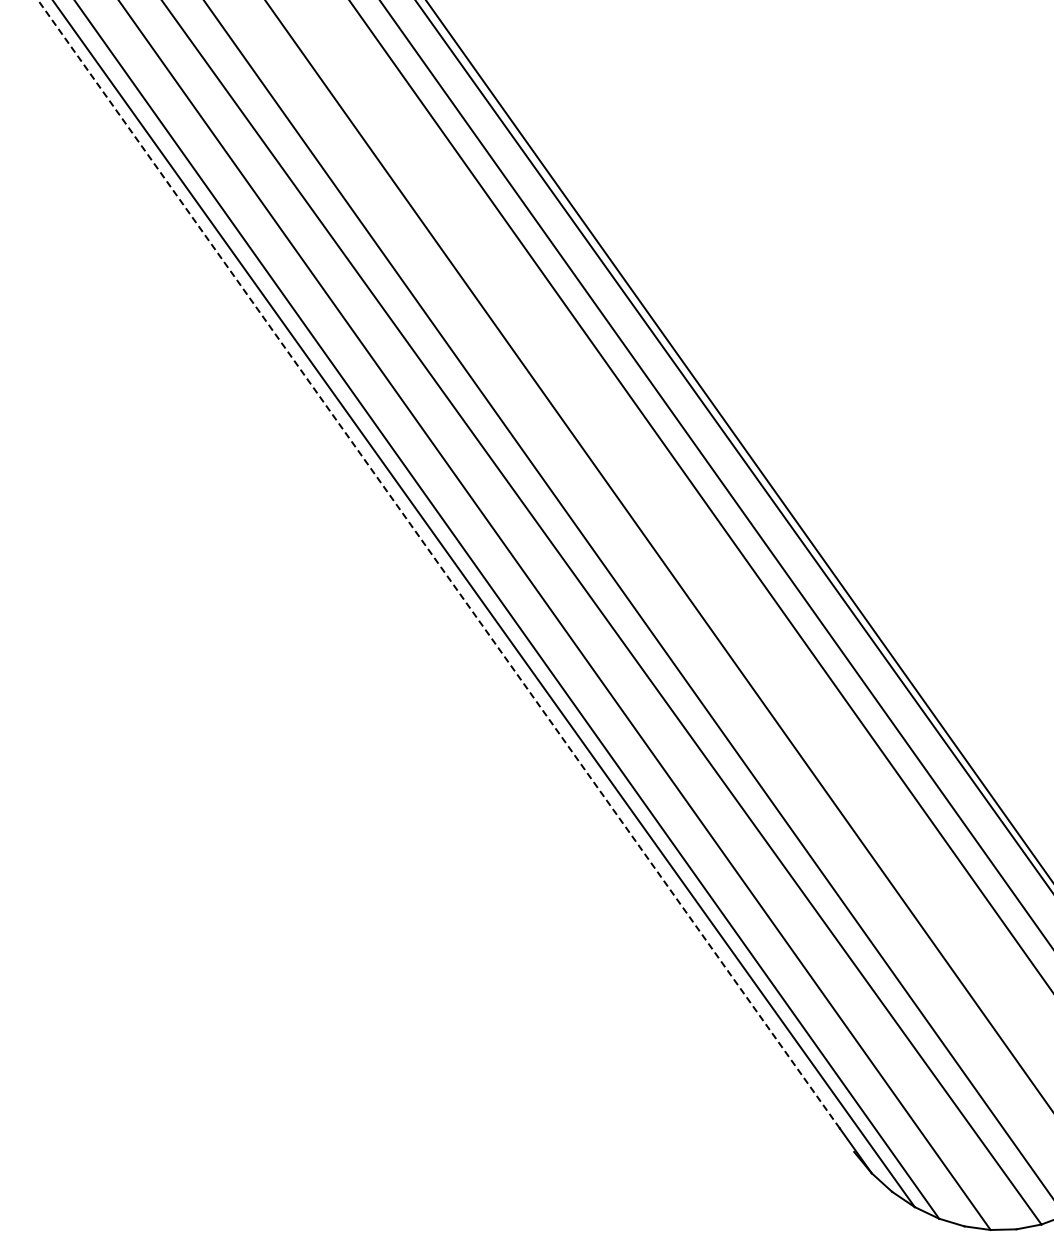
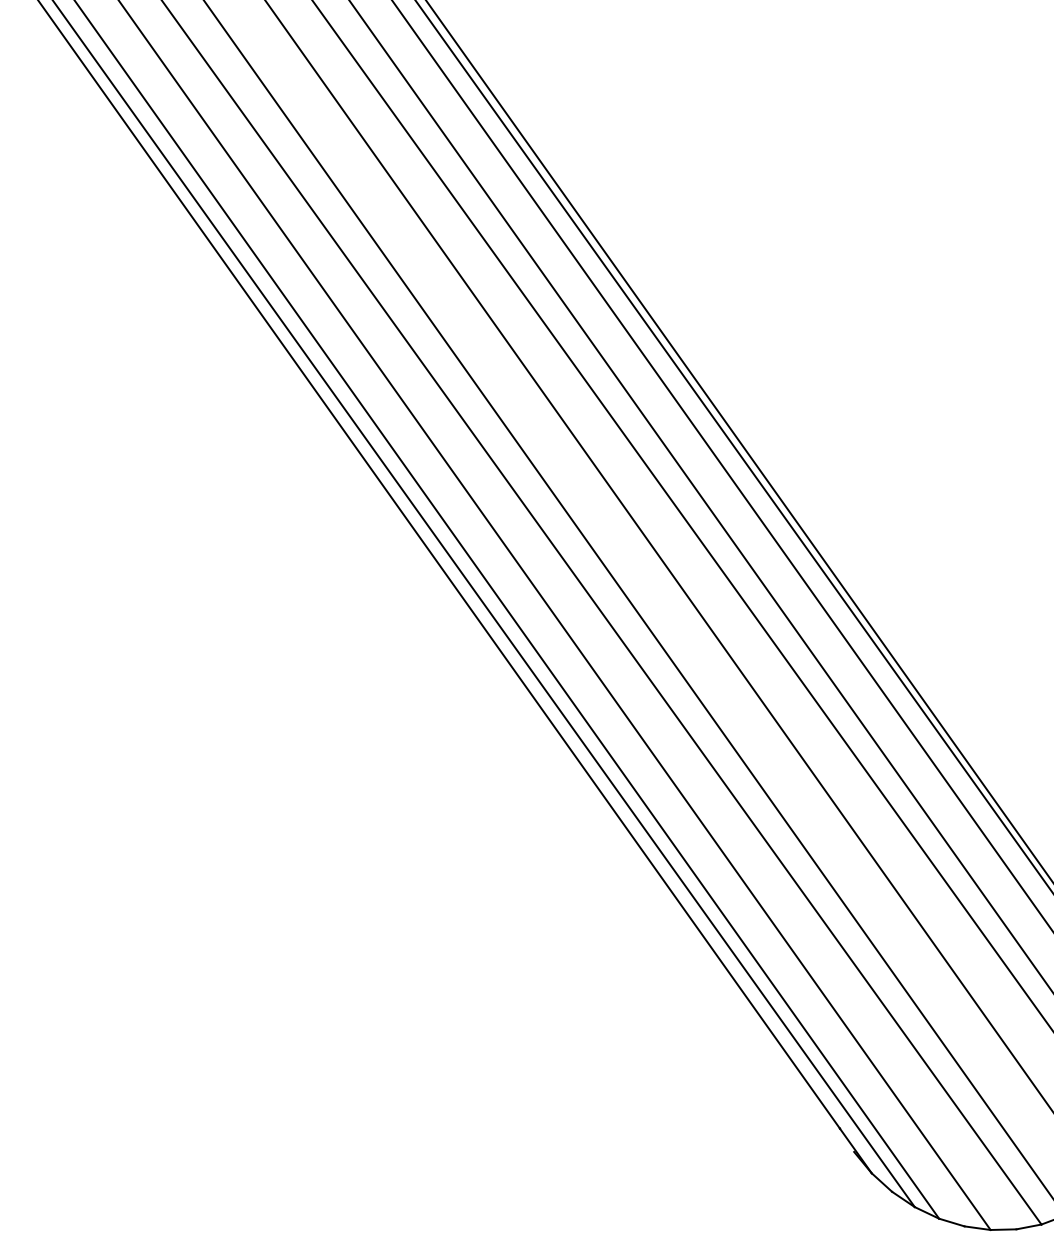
line position: (715, 473) -> (721, 465) (721, 465)
line: none -> present (681, 515)
line: dashed -> solid (439, 564)
